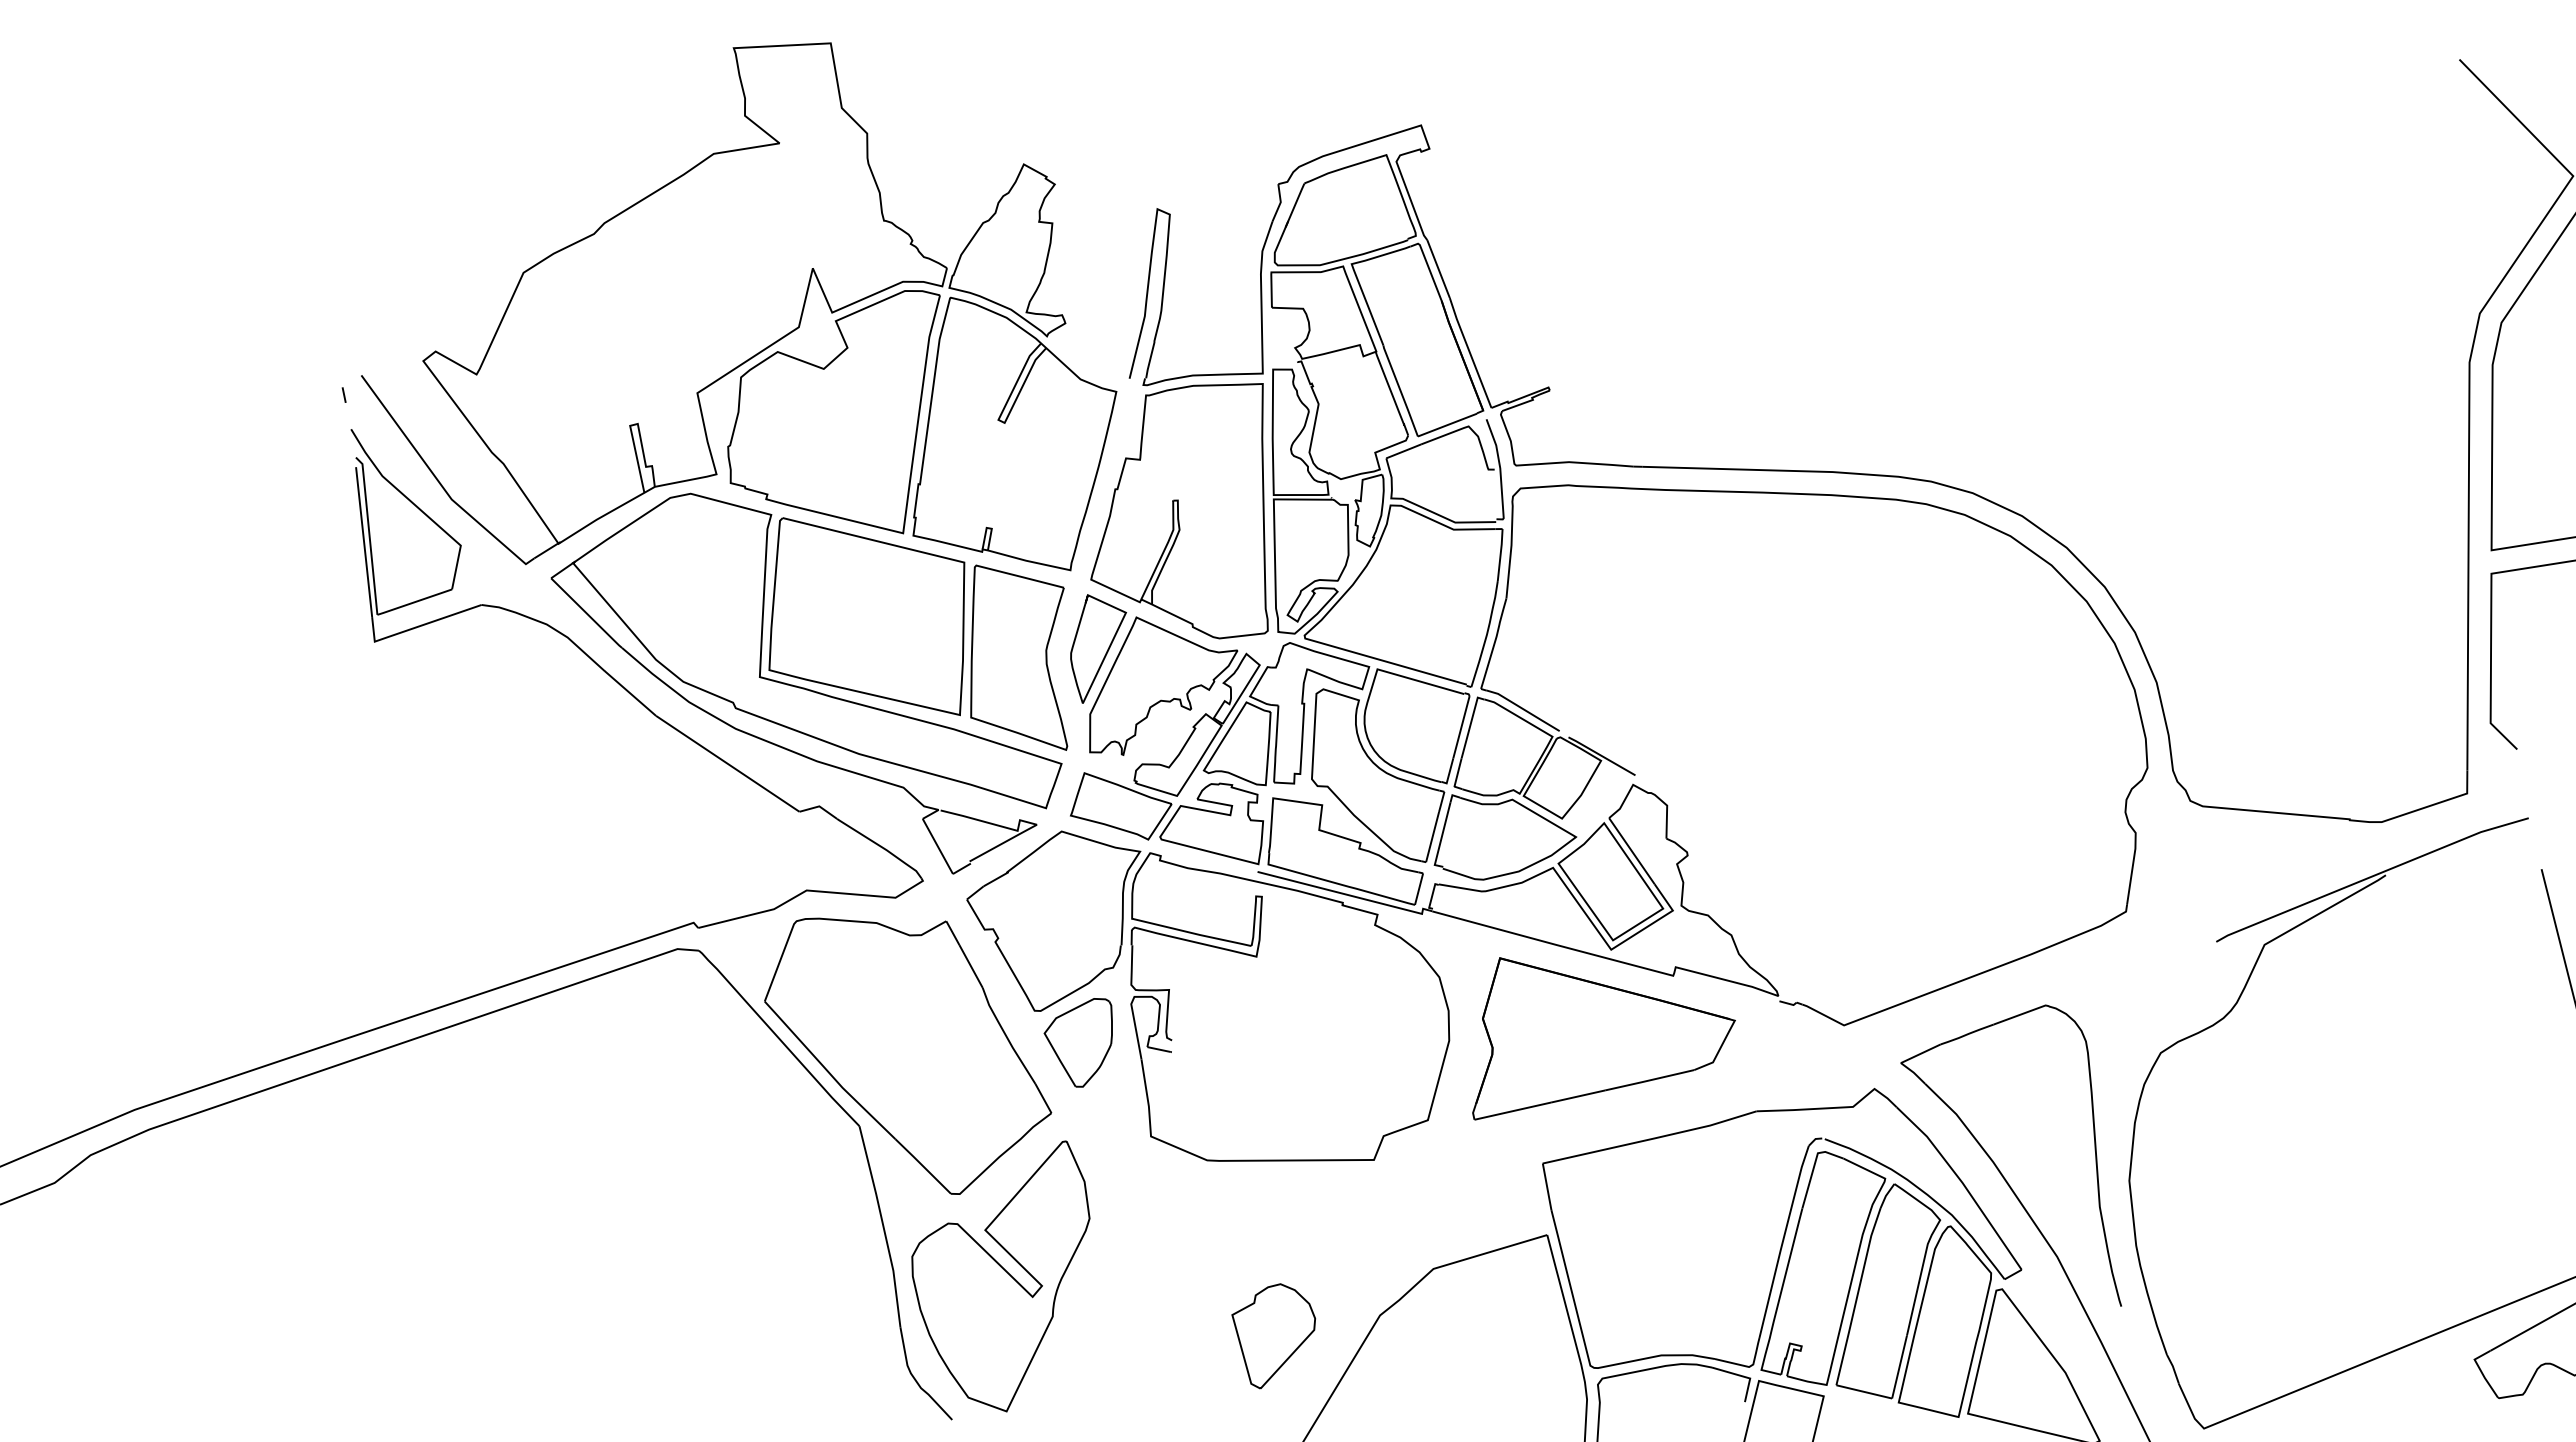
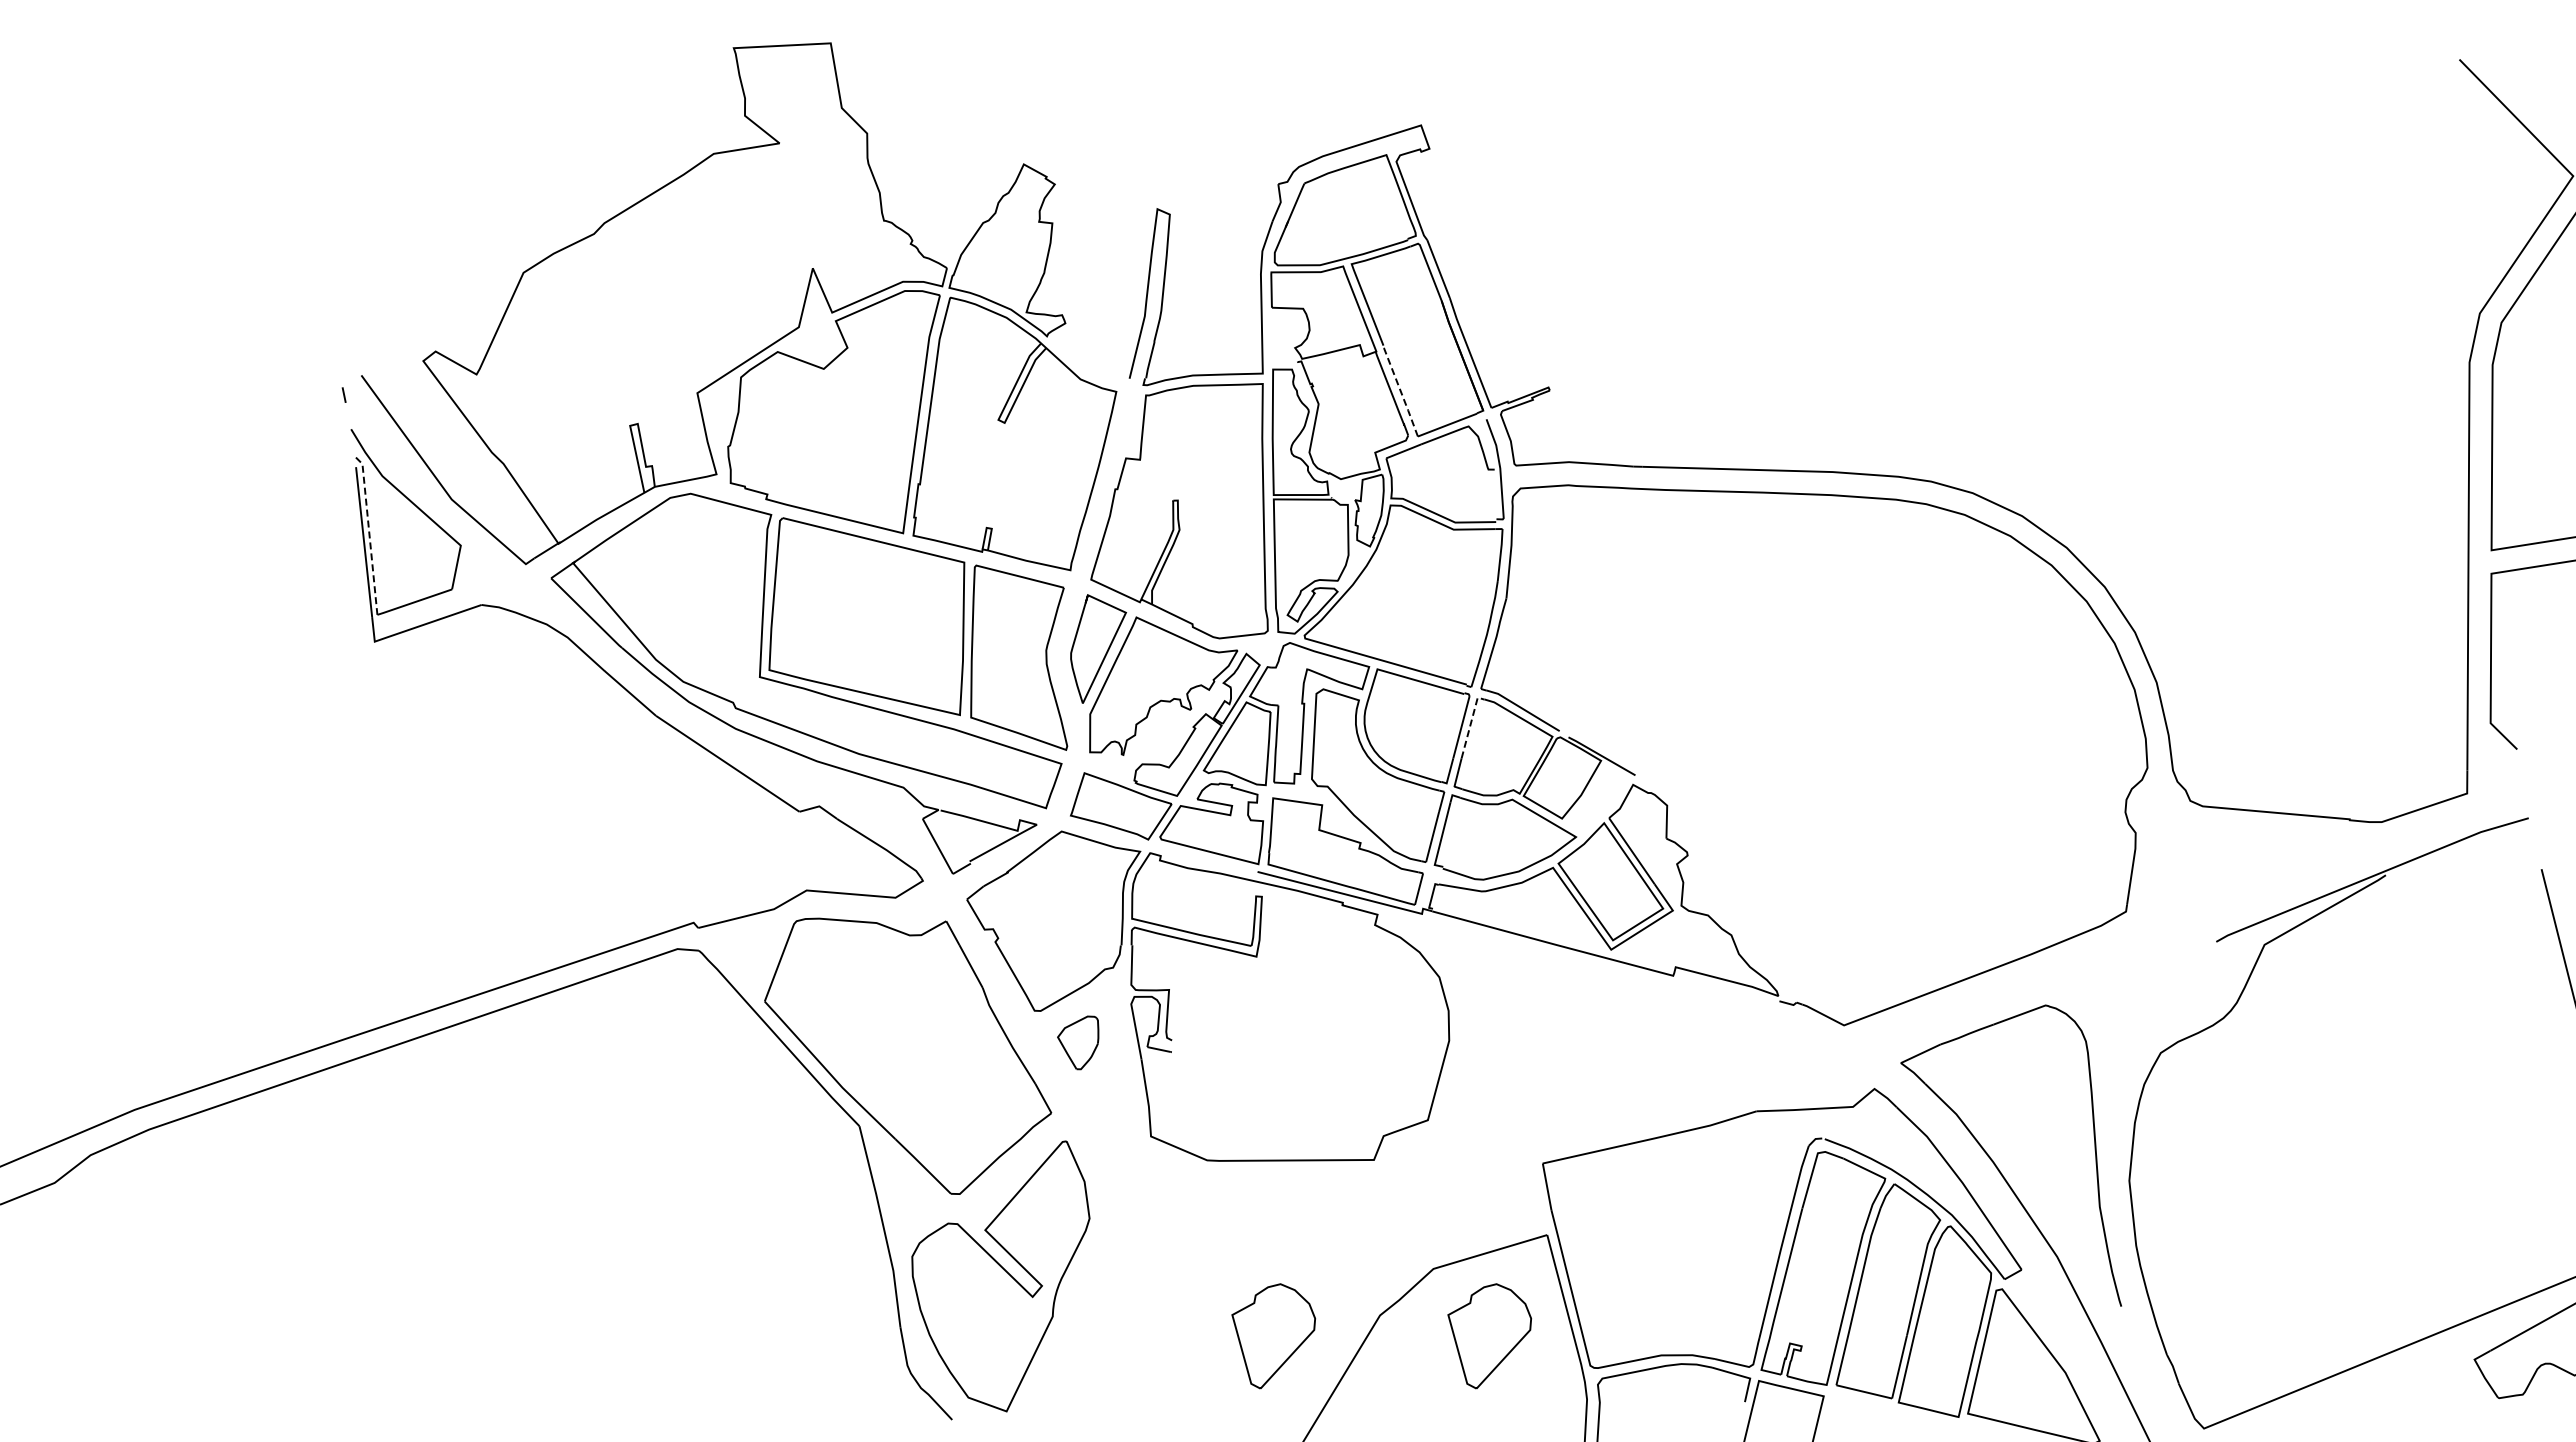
line: solid -> dashed (1400, 390)
line: solid -> dashed (369, 534)
line: solid -> dashed (1470, 723)
part: present -> none (1603, 1038)
part size: 70x90 px -> 43x56 px (1078, 1042)
part: none -> present (1489, 1336)
